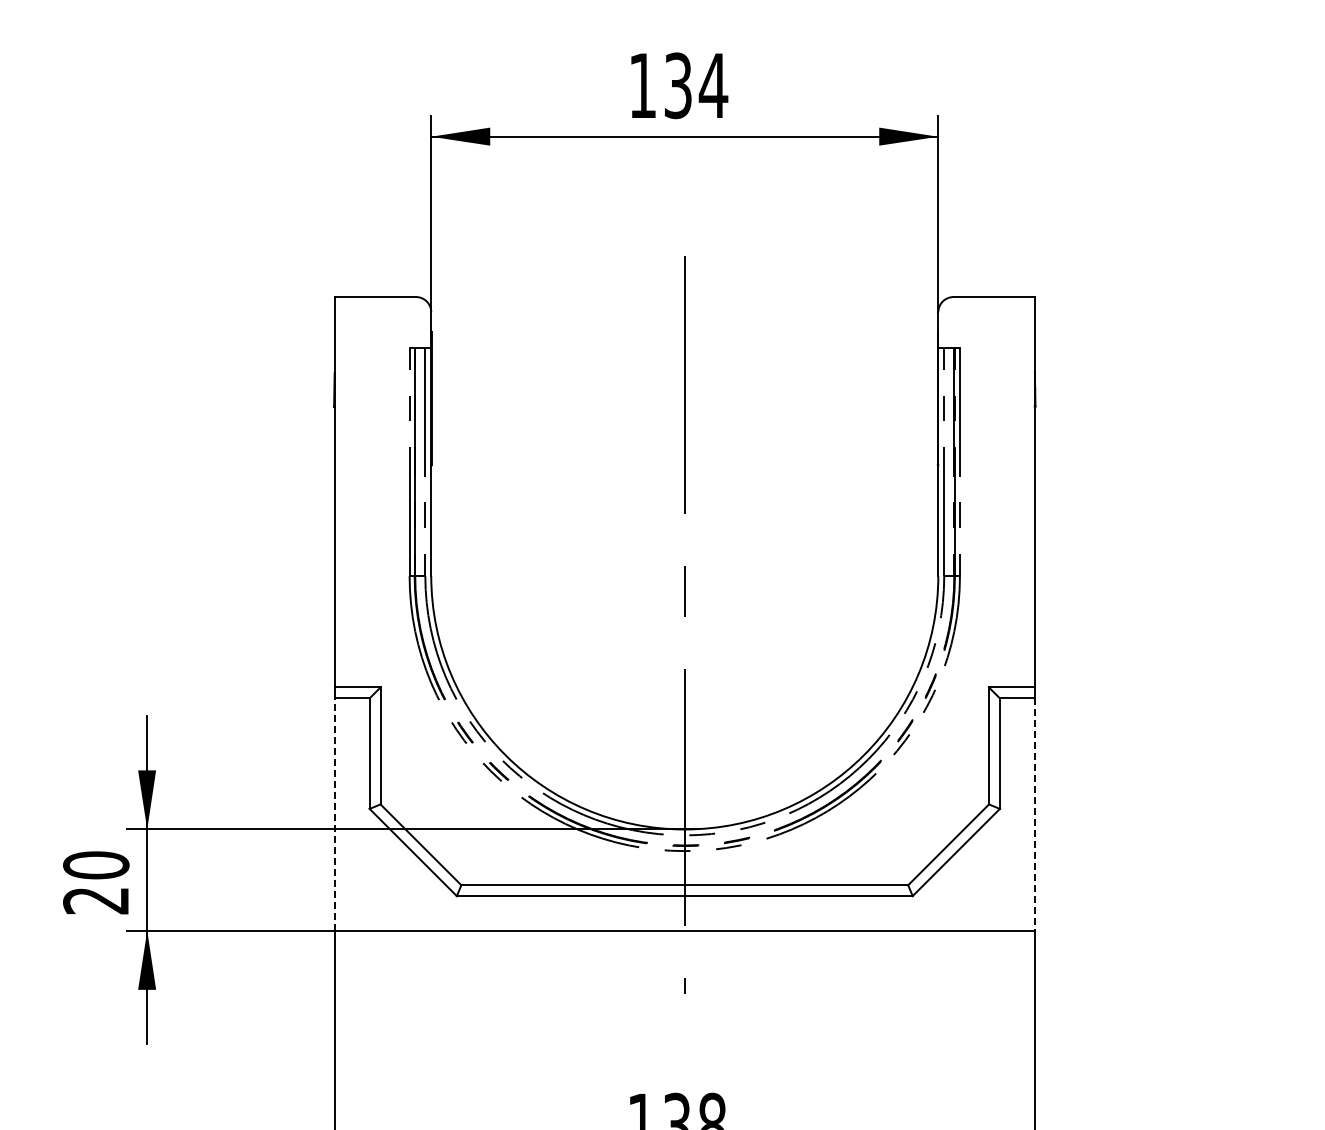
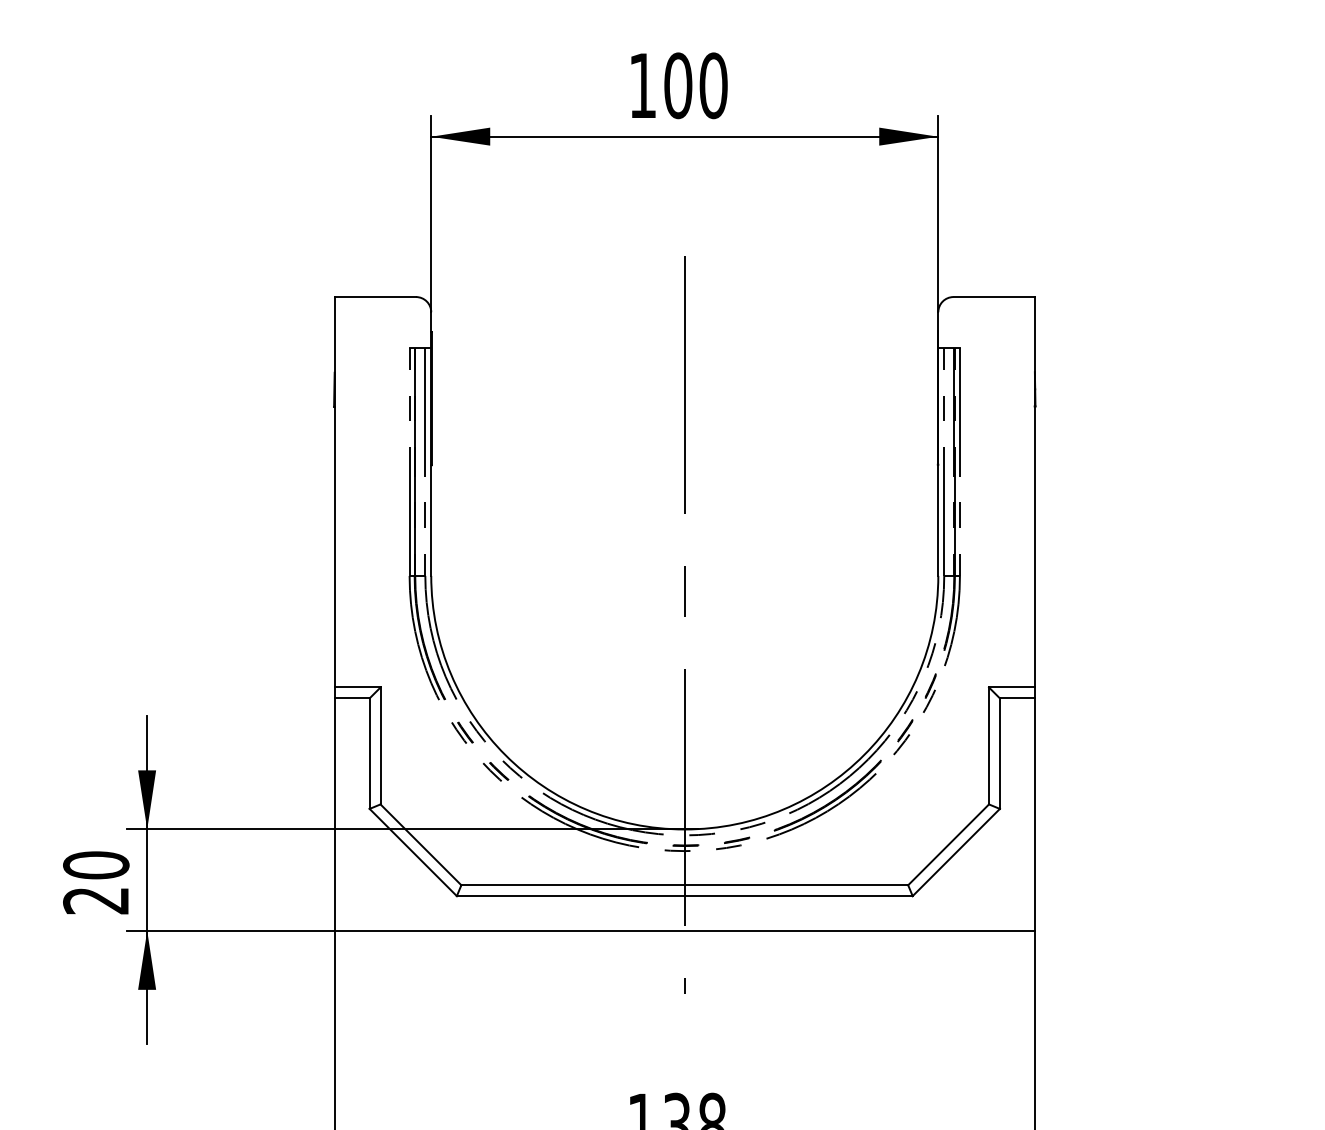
text: 134 -> 100 (696, 85)
line: dashed -> solid (334, 814)
line: dashed -> solid (1034, 815)
